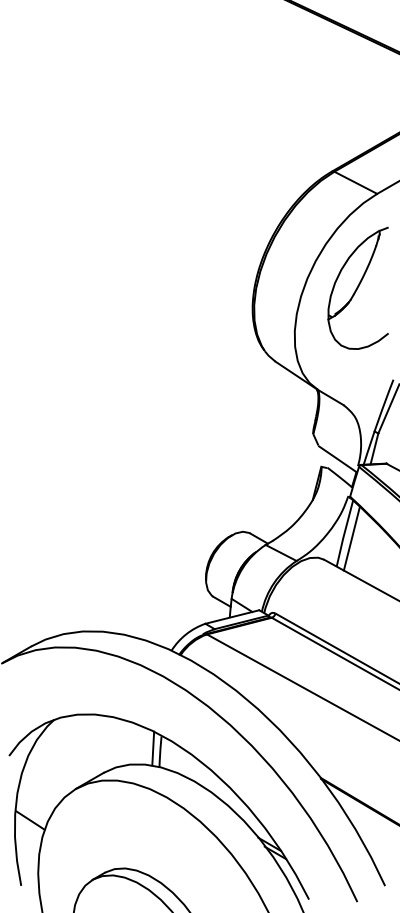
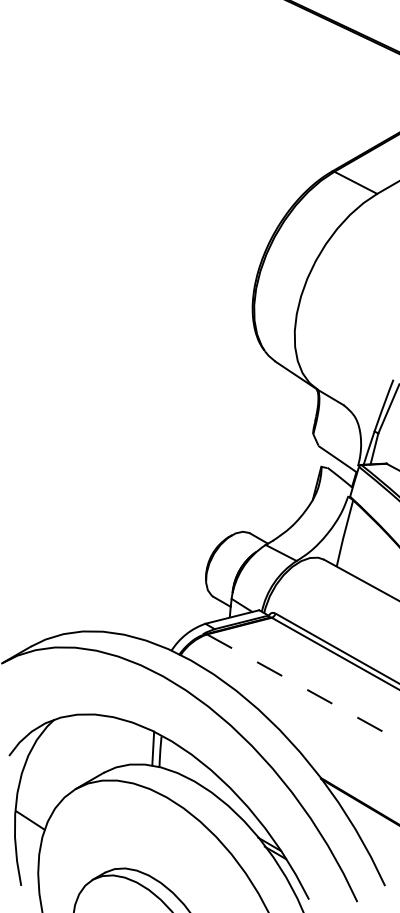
part: present -> none (357, 287)
line: present -> none (351, 538)
line: solid -> dashed (303, 687)
